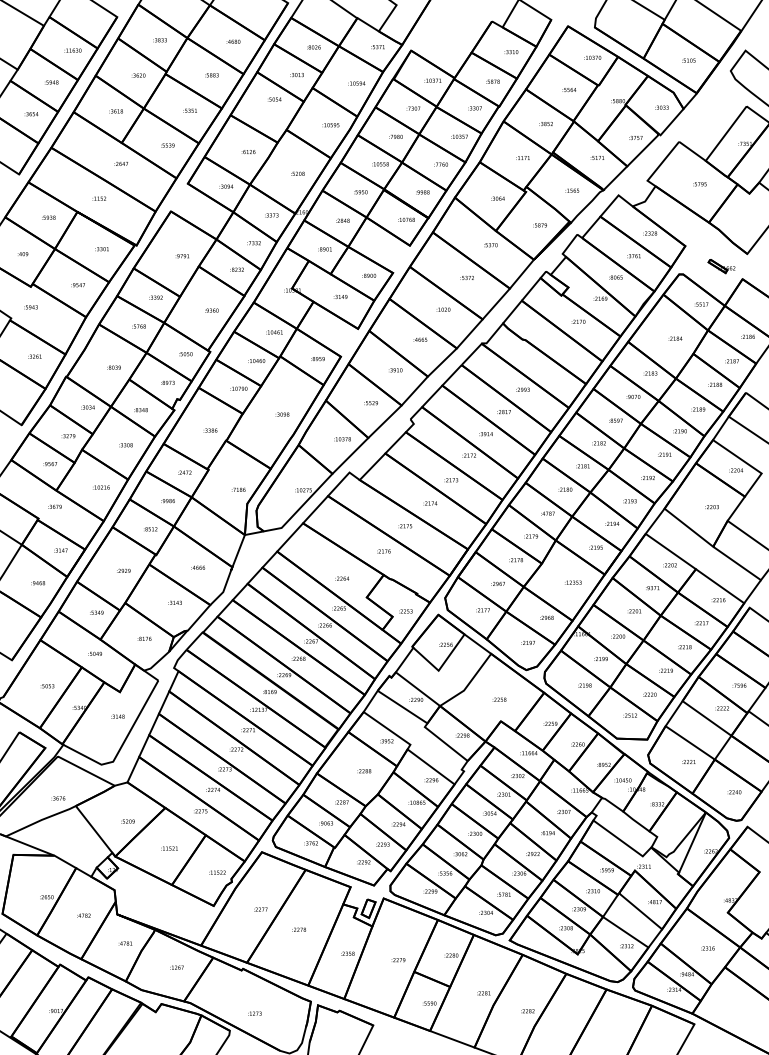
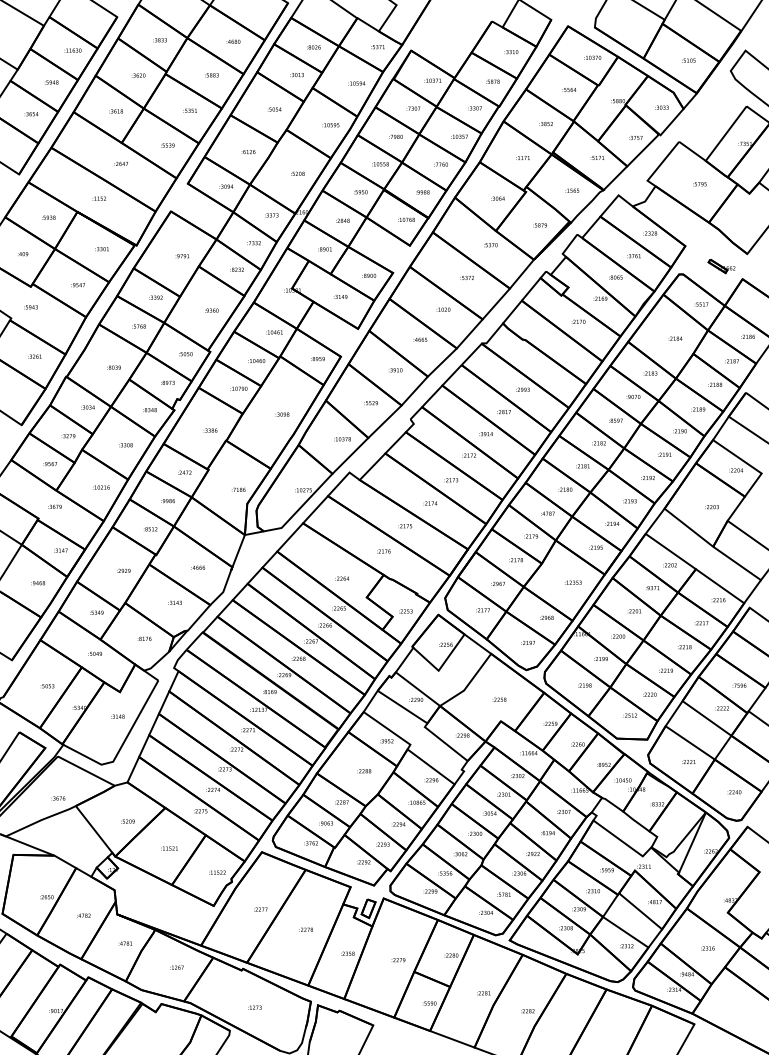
text position: (274, 99) -> (274, 109) (274, 109)
text position: (140, 410) -> (149, 410) (149, 410)
text position: (298, 929) -> (305, 929) (305, 929)
text position: (254, 1013) -> (254, 1007) (254, 1007)
